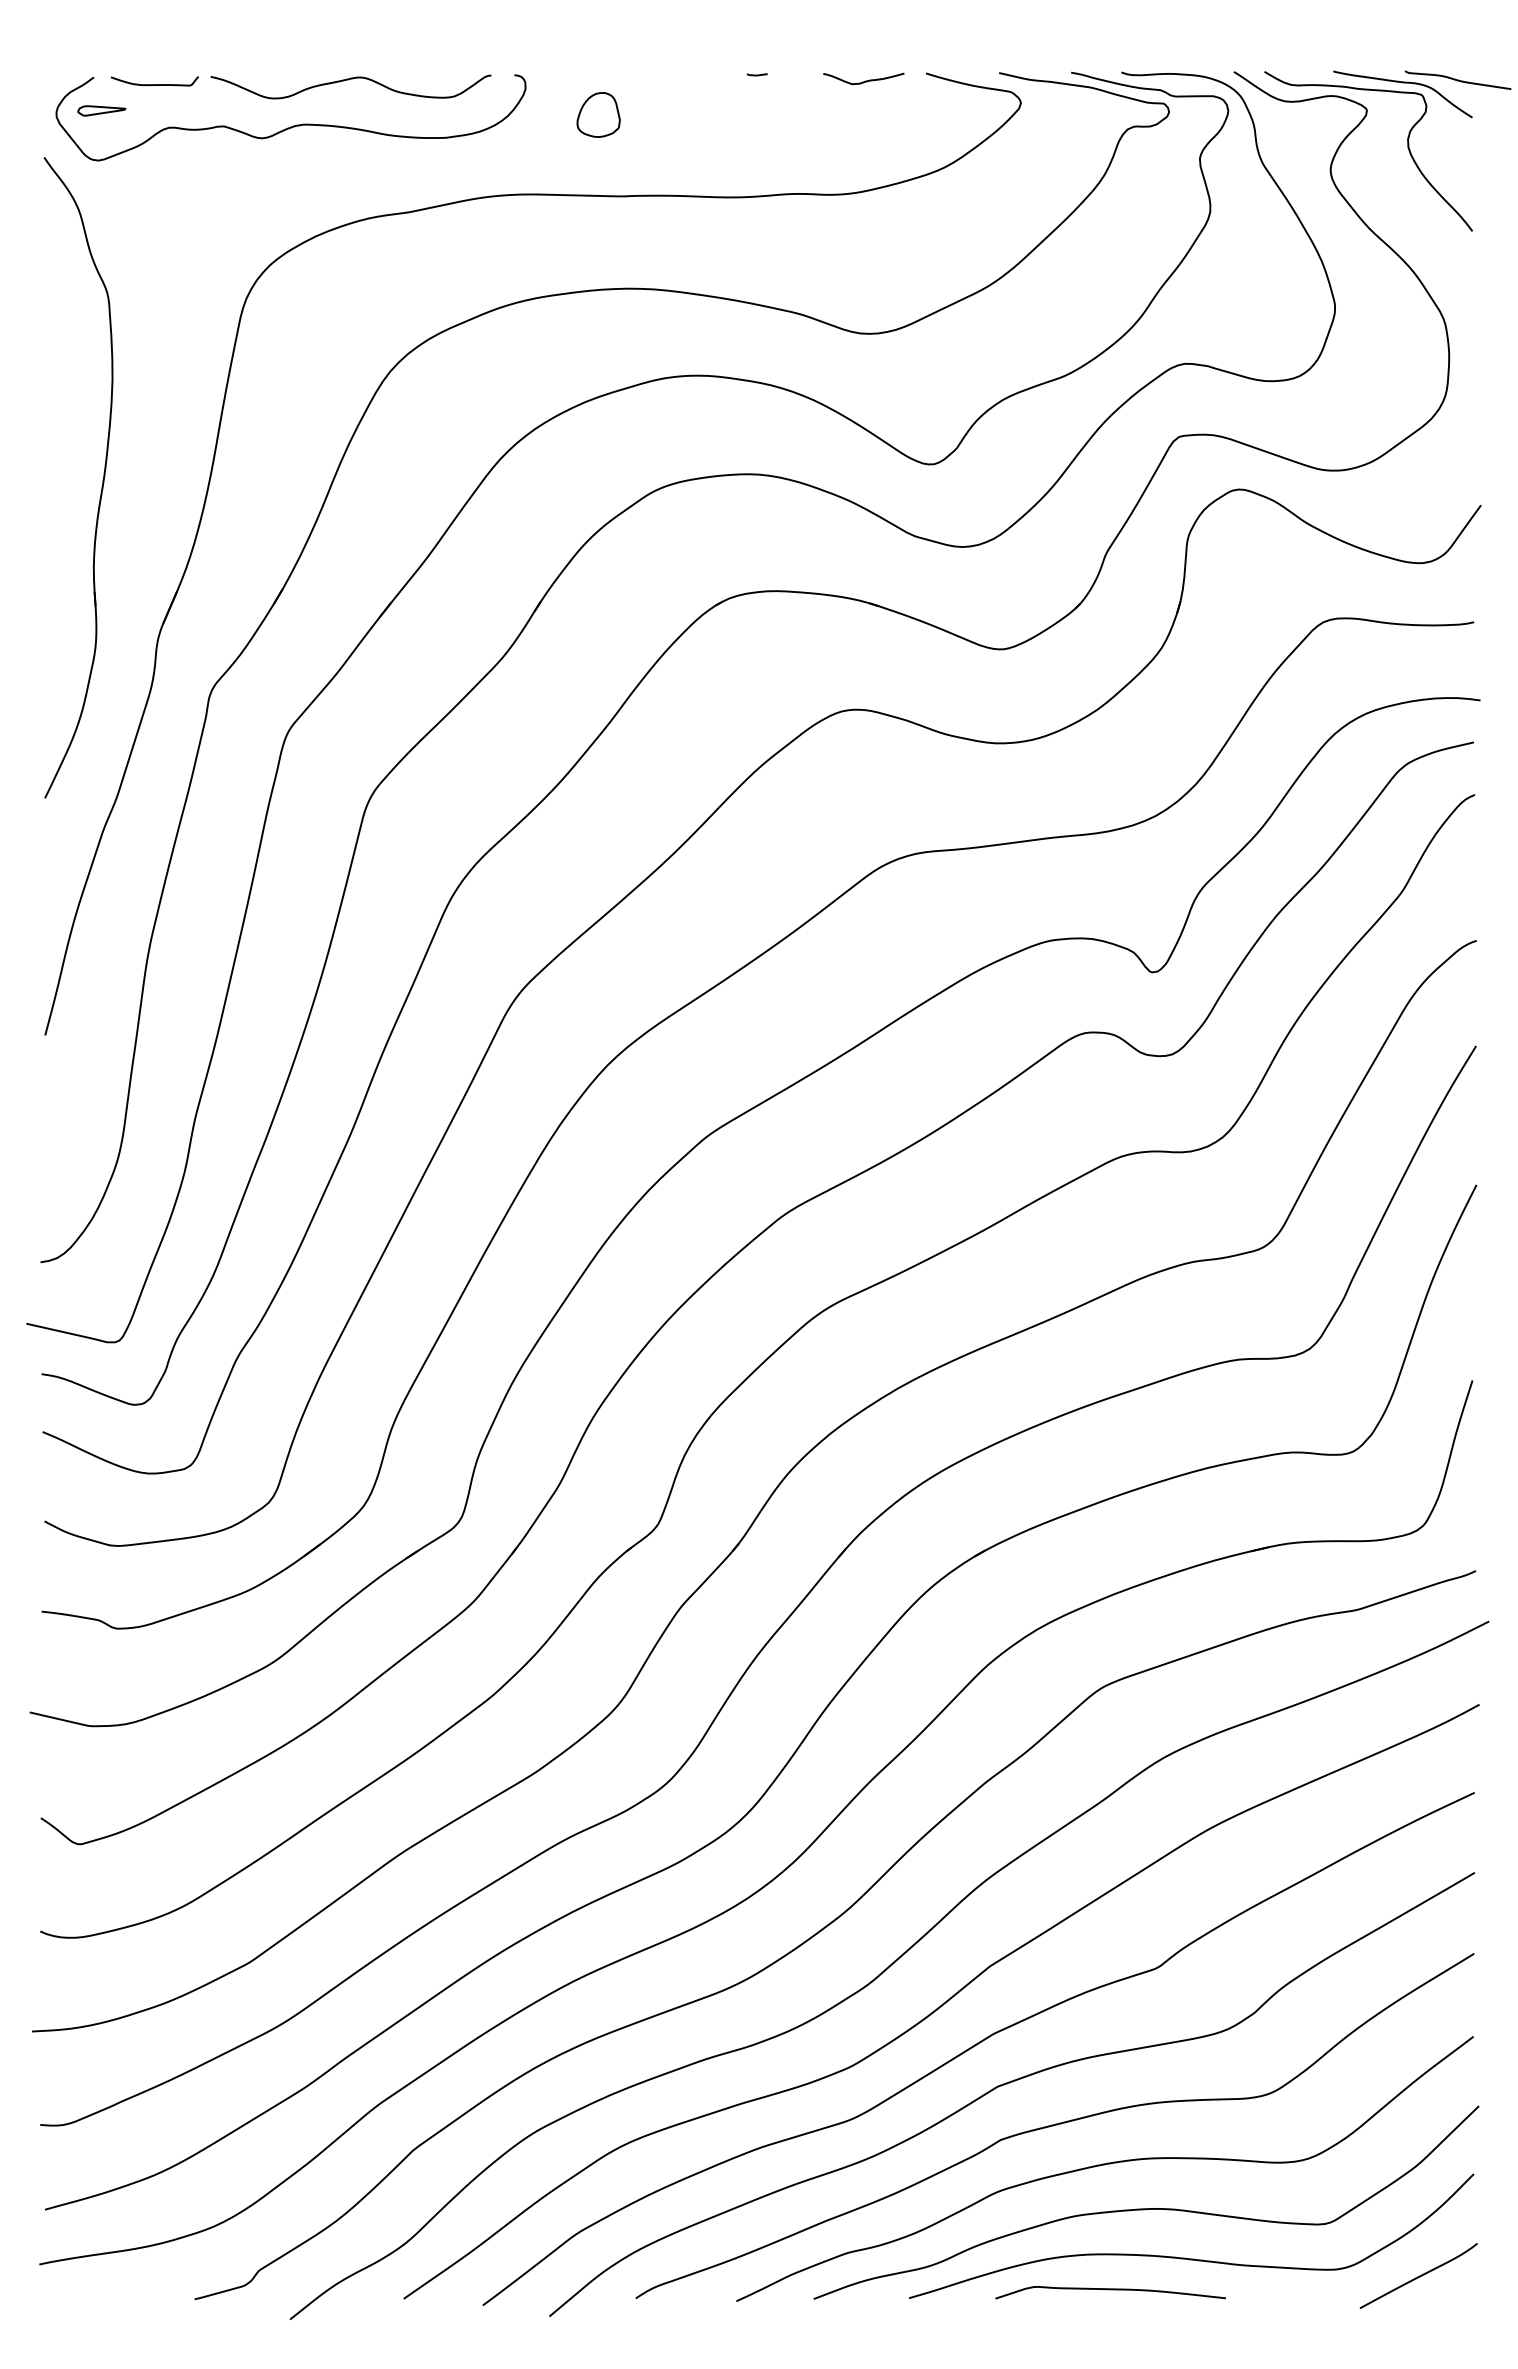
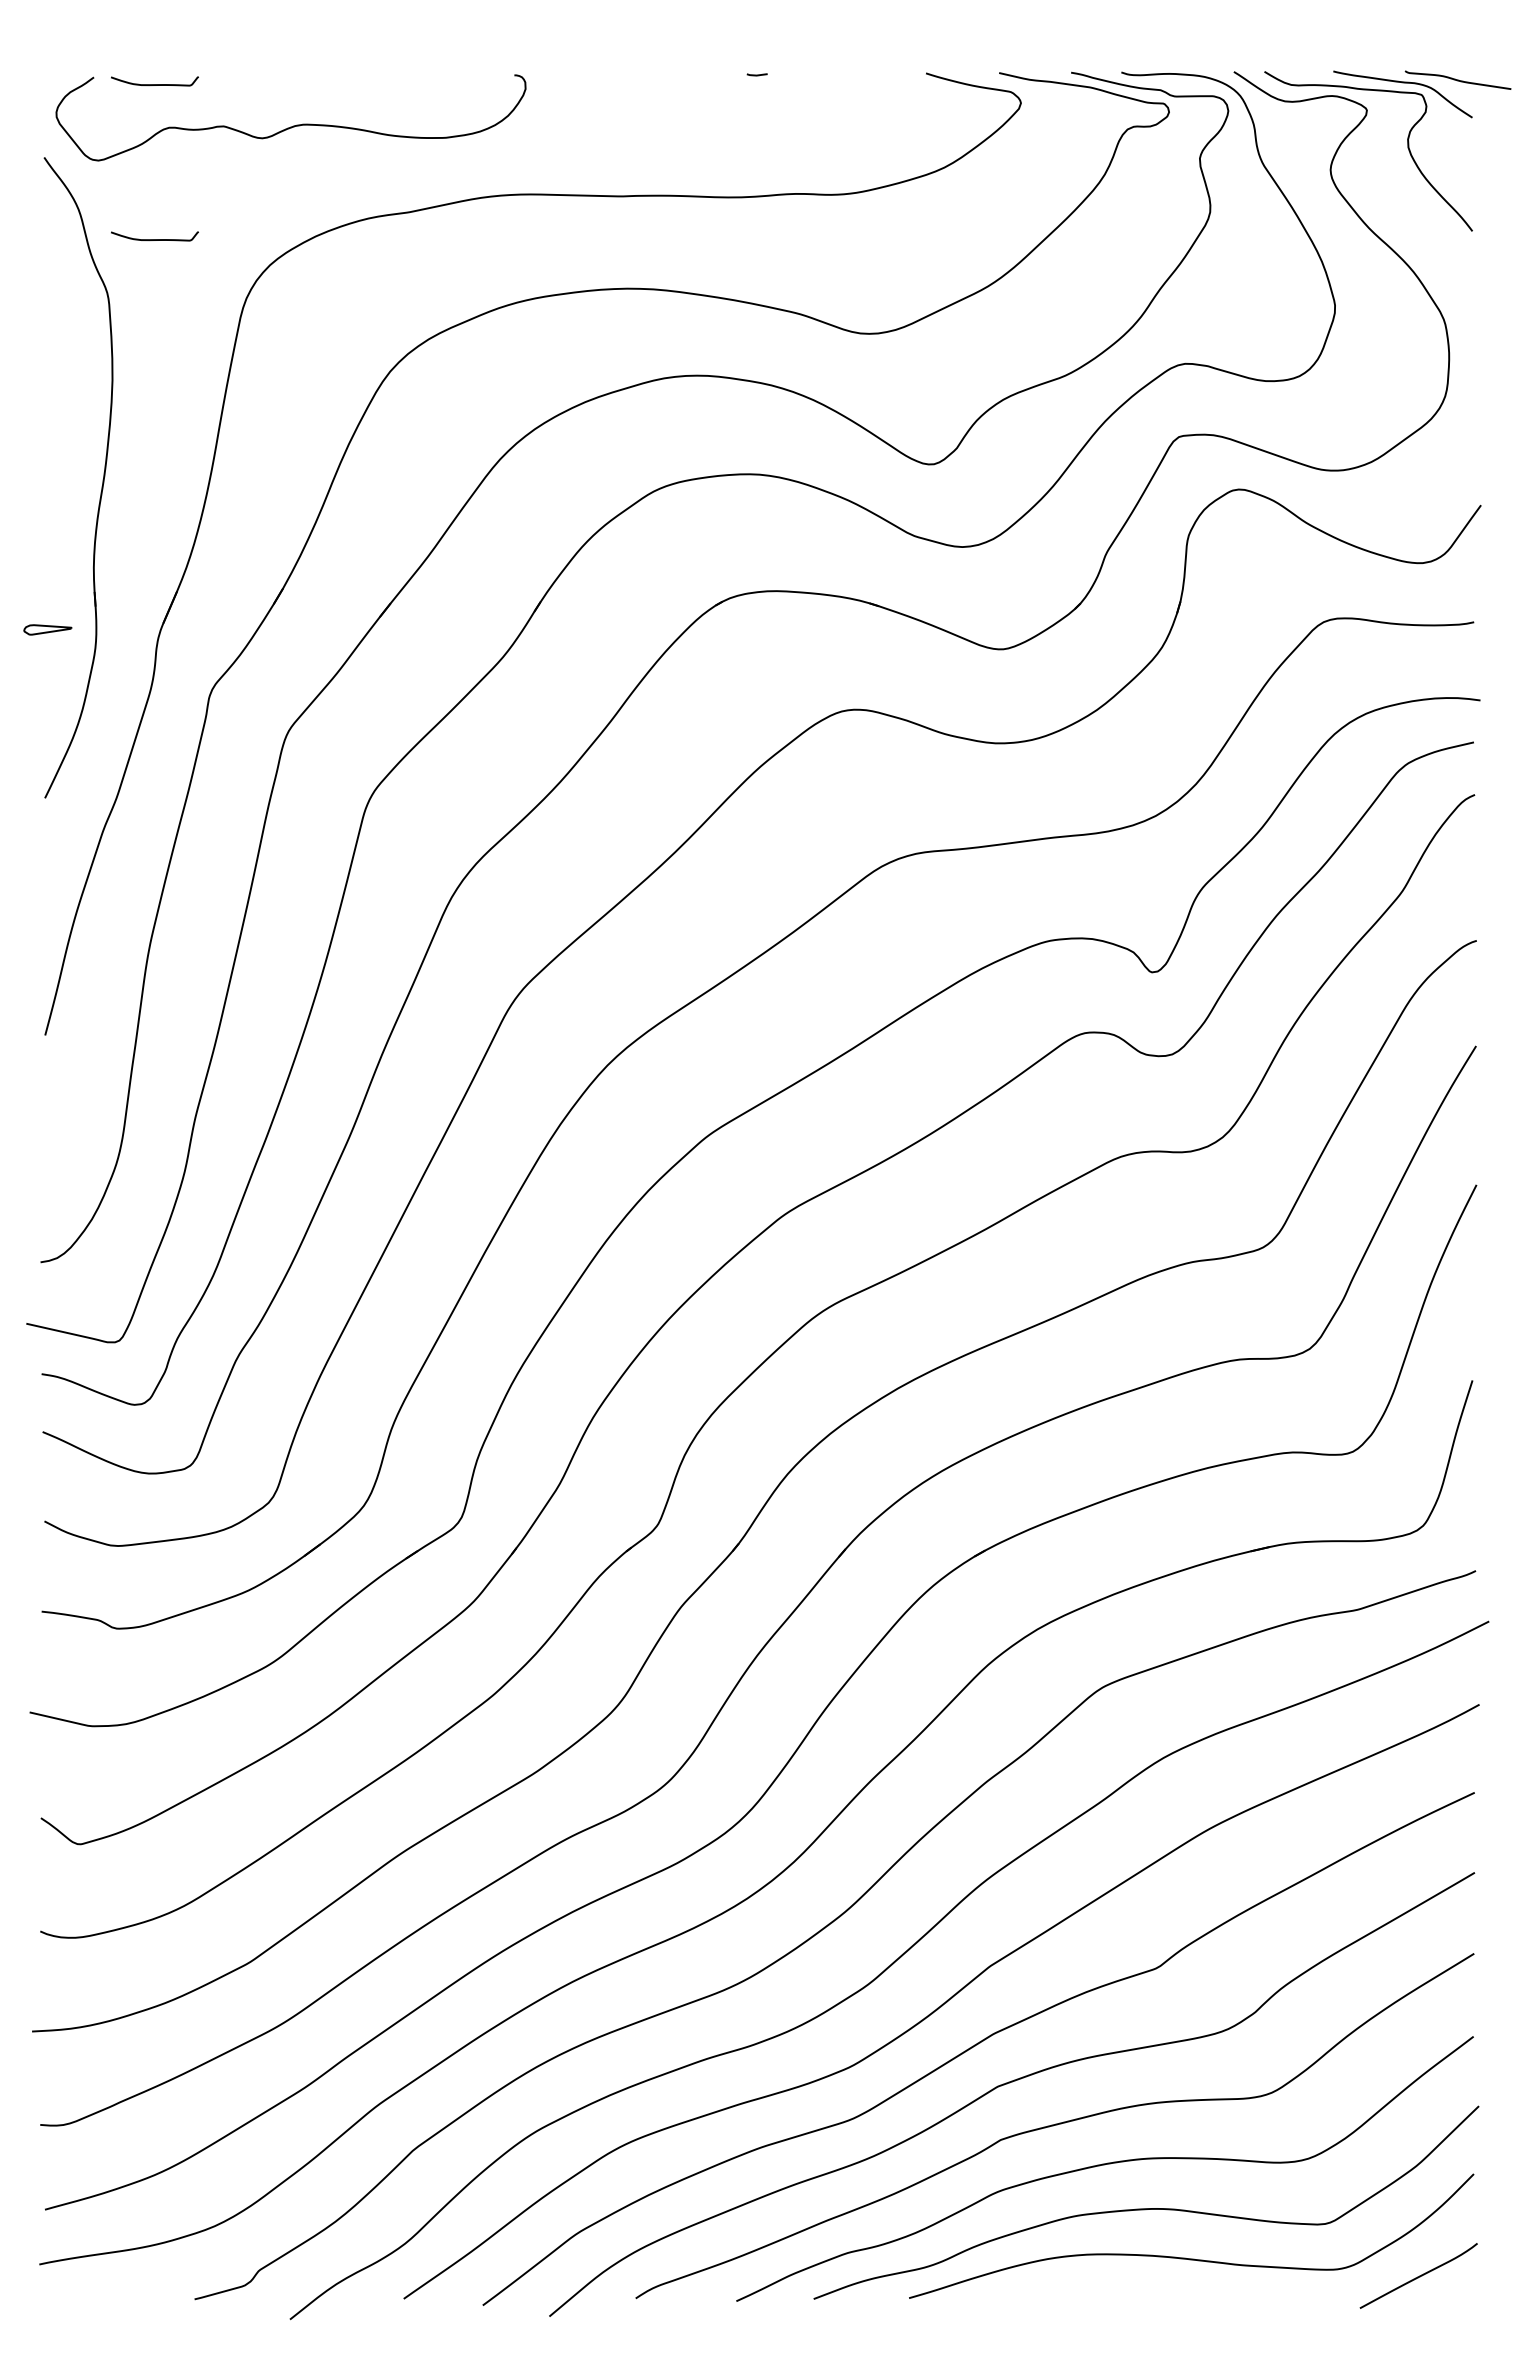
curve: present -> none (348, 80)
curve: present -> none (865, 80)
part position: (101, 110) -> (47, 629) (47, 629)
part: present -> none (598, 114)
curve: none -> present (154, 239)
curve: present -> none (1110, 2290)
